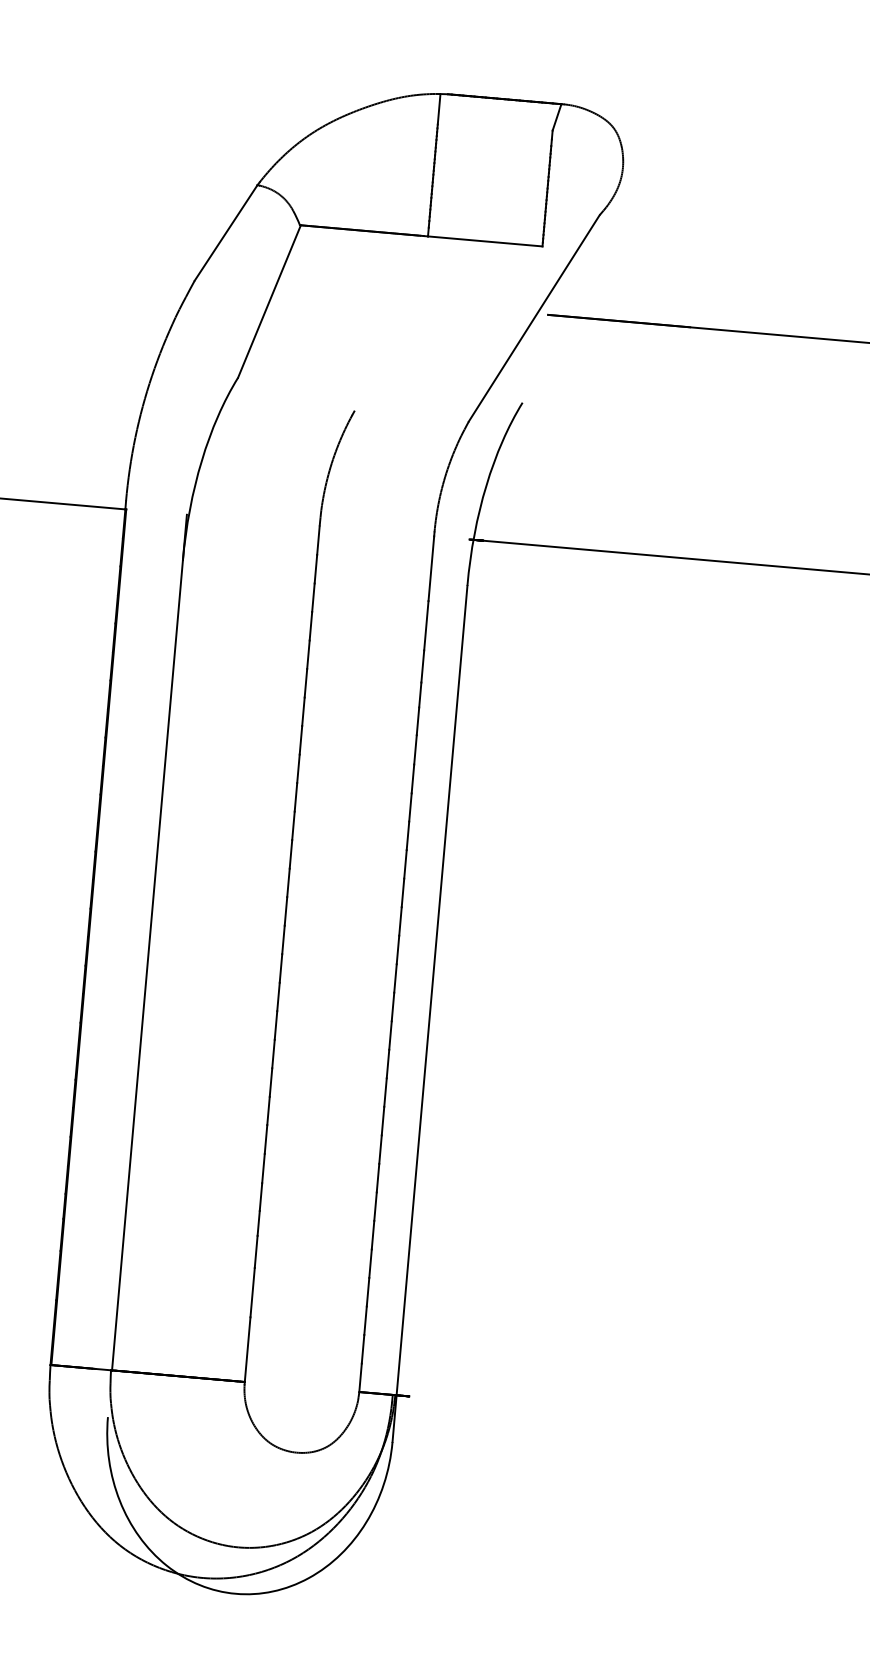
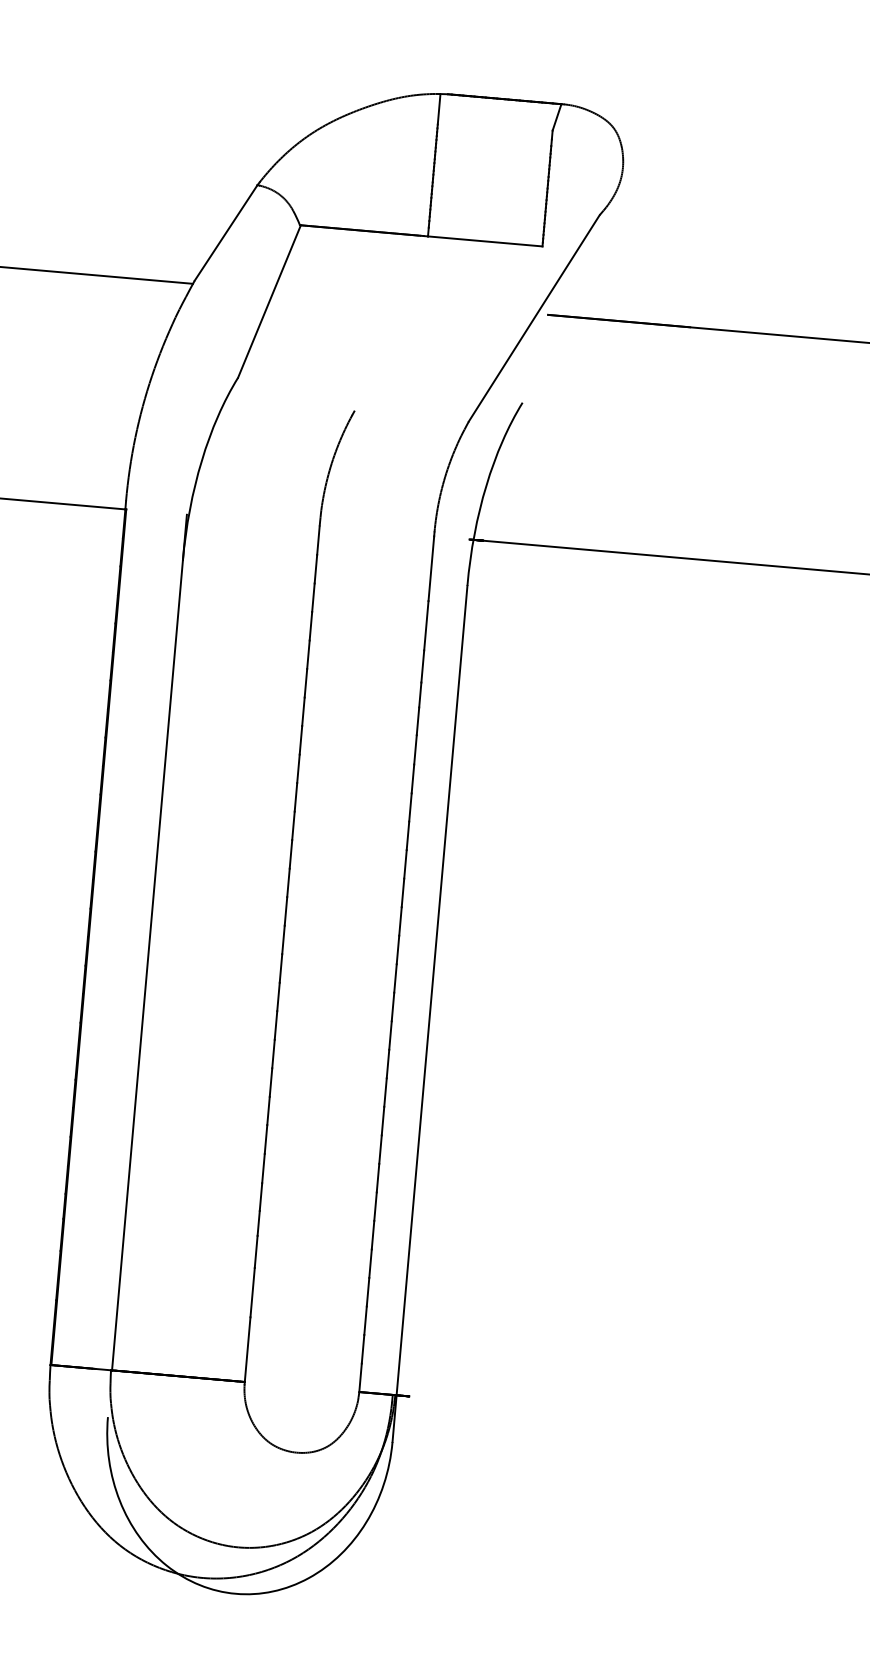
line: none -> present (97, 275)
